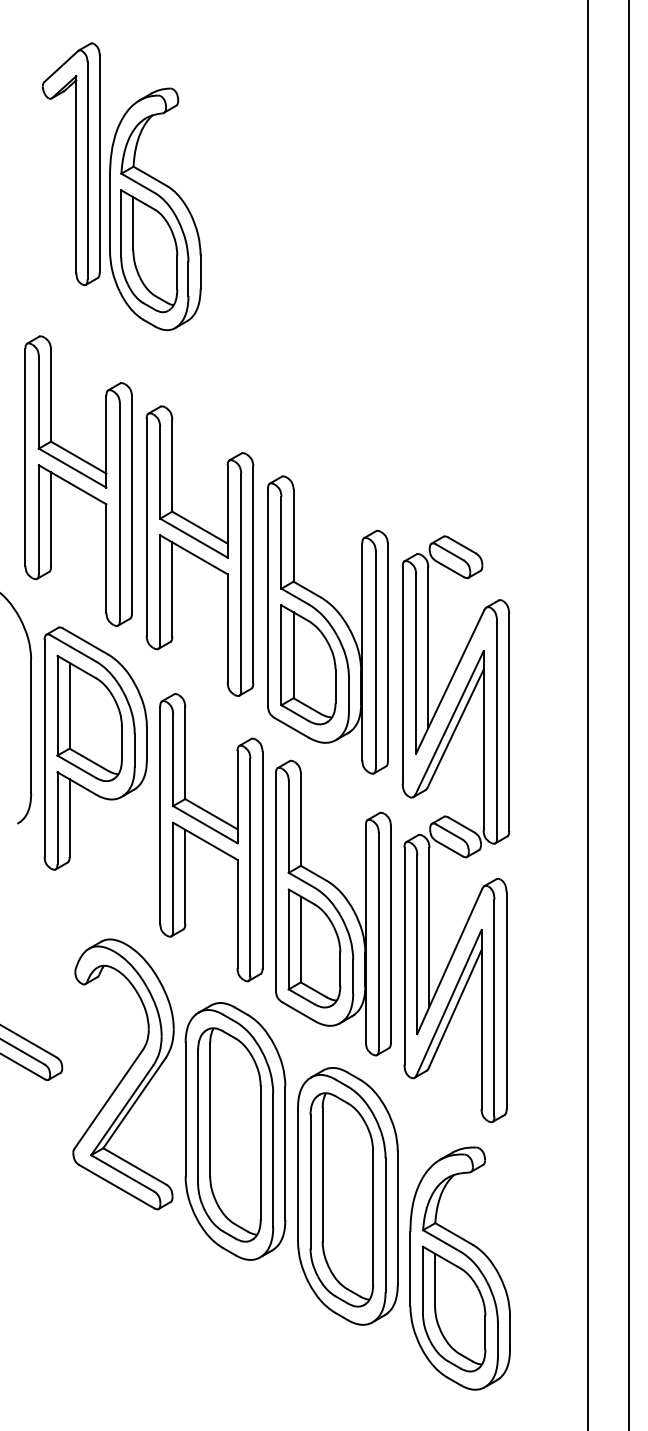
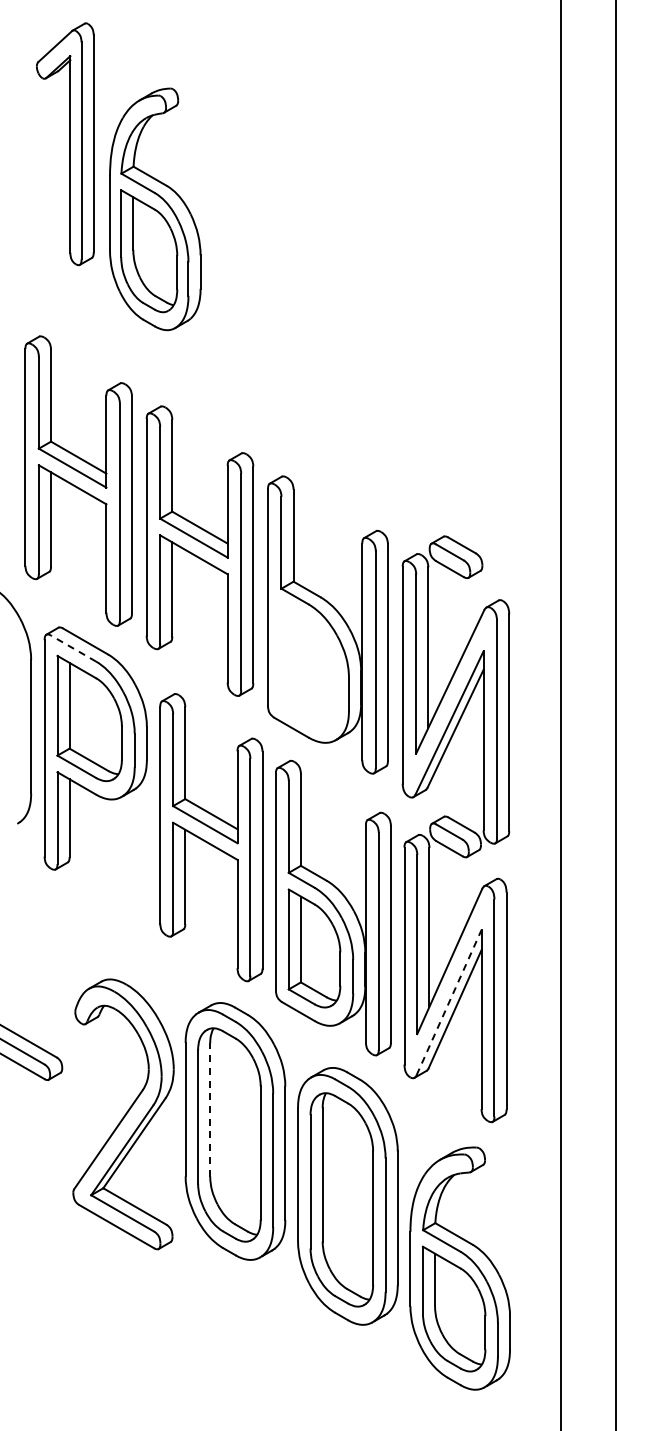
part position: (71, 164) -> (65, 144) (65, 144)
line: solid -> dashed (73, 648)
part: present -> none (308, 664)
line position: (588, 714) -> (561, 714) (561, 714)
line position: (628, 714) -> (615, 714) (615, 714)
line: solid -> dashed (449, 1002)
part position: (123, 1074) -> (123, 1114) (123, 1114)
line: solid -> dashed (210, 1109)
